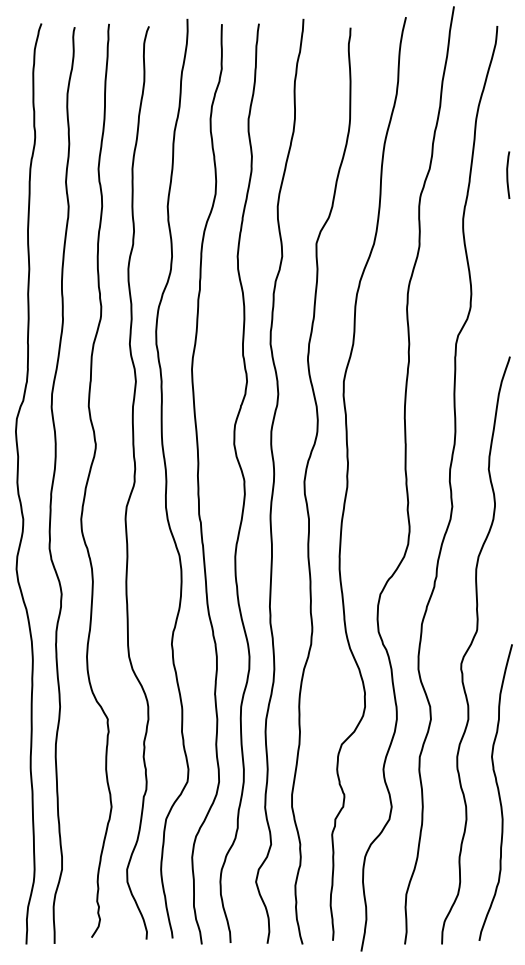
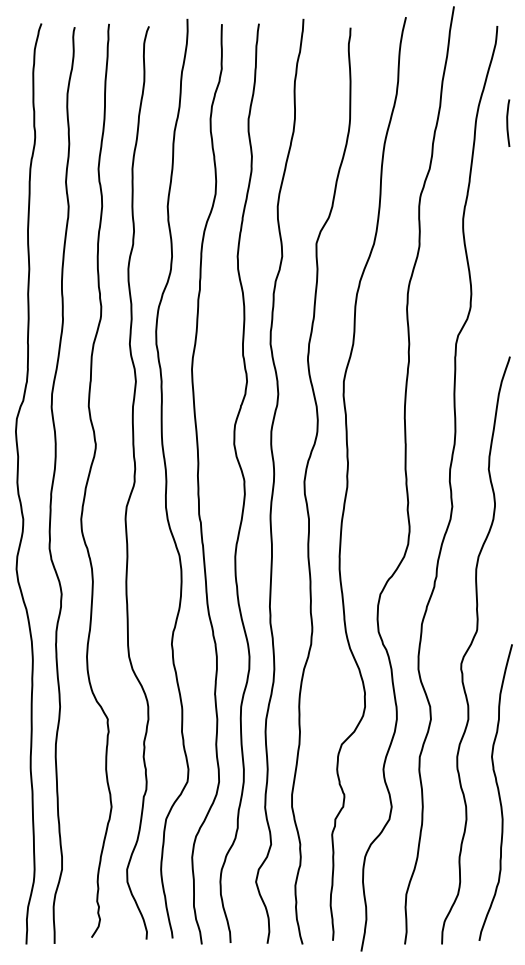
curve position: (508, 174) -> (508, 122) (508, 122)
